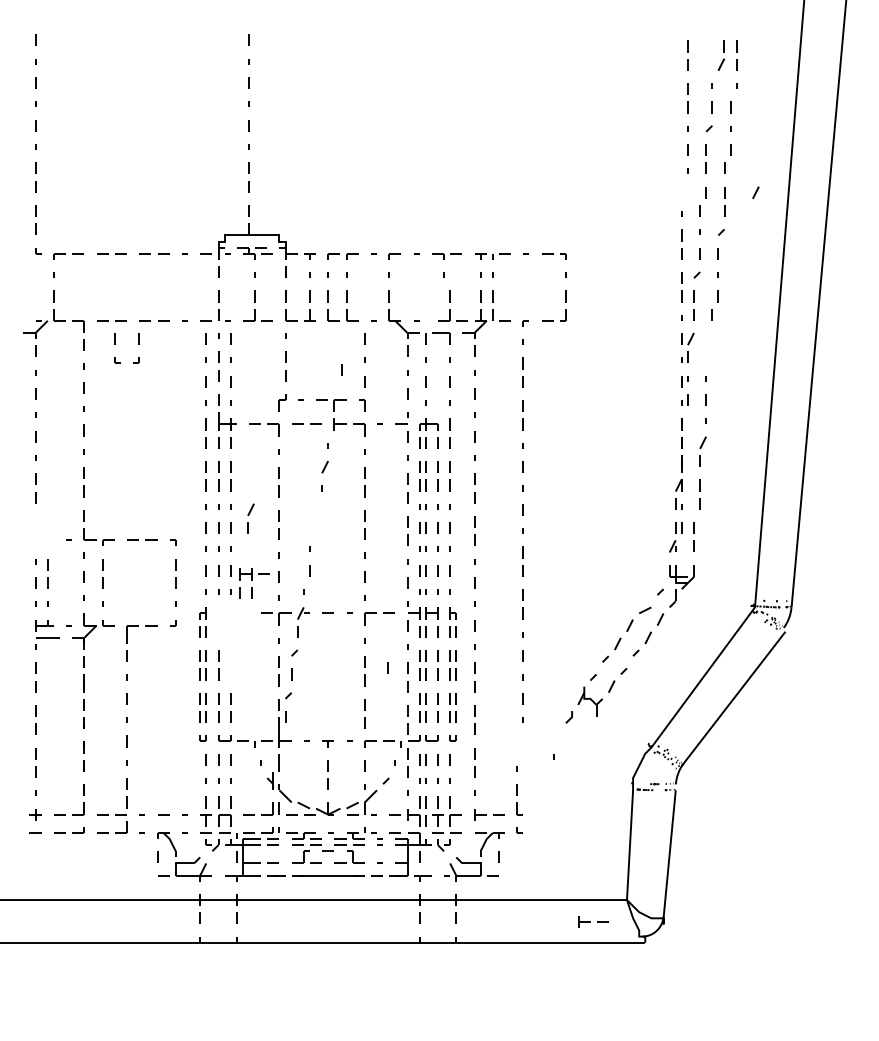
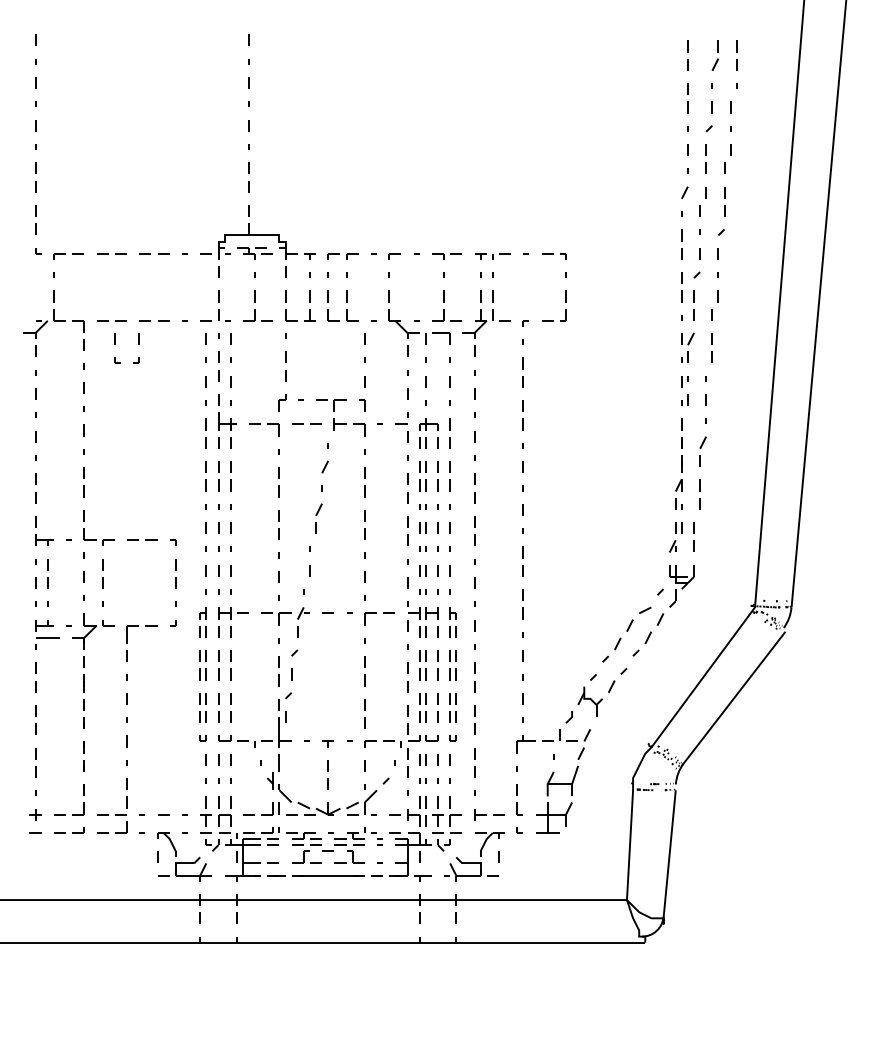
part position: (720, 55) -> (714, 55) (714, 55)
line position: (755, 192) -> (684, 192) (684, 192)
part position: (452, 305) -> (446, 305) (446, 305)
line: none -> present (711, 344)
line: present -> none (341, 369)
part position: (250, 518) -> (318, 518) (318, 518)
part: none -> present (36, 527)
part position: (254, 583) -> (233, 622) (233, 622)
line: present -> none (387, 667)
line: none -> present (230, 668)
part: none -> present (553, 781)
part: present -> none (593, 921)
